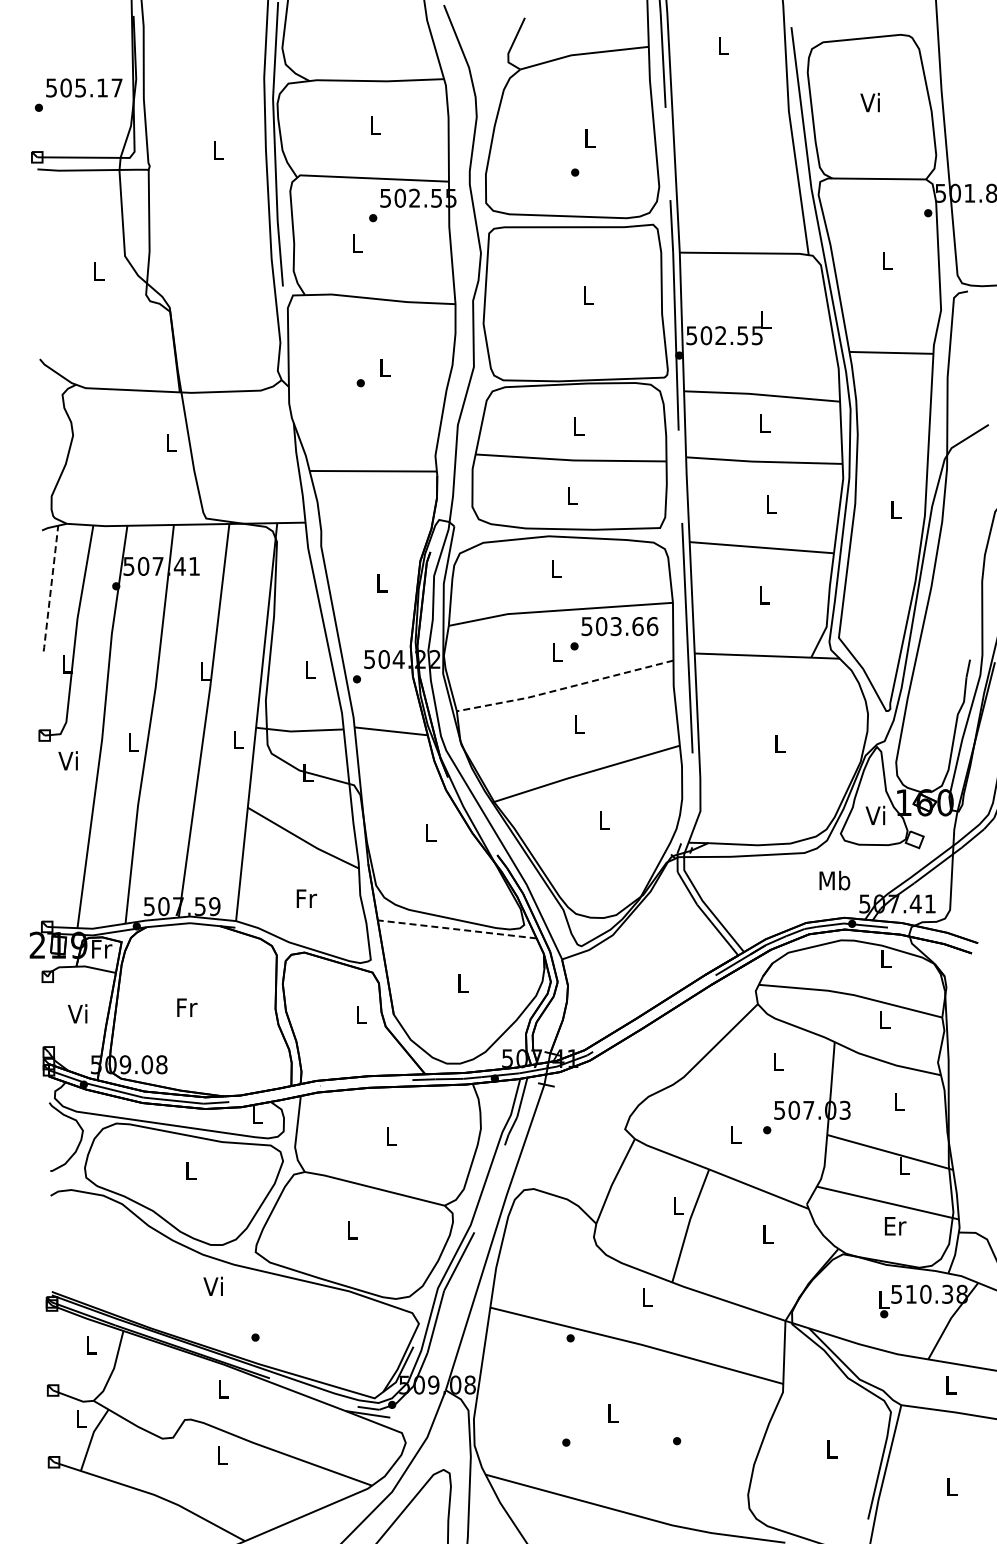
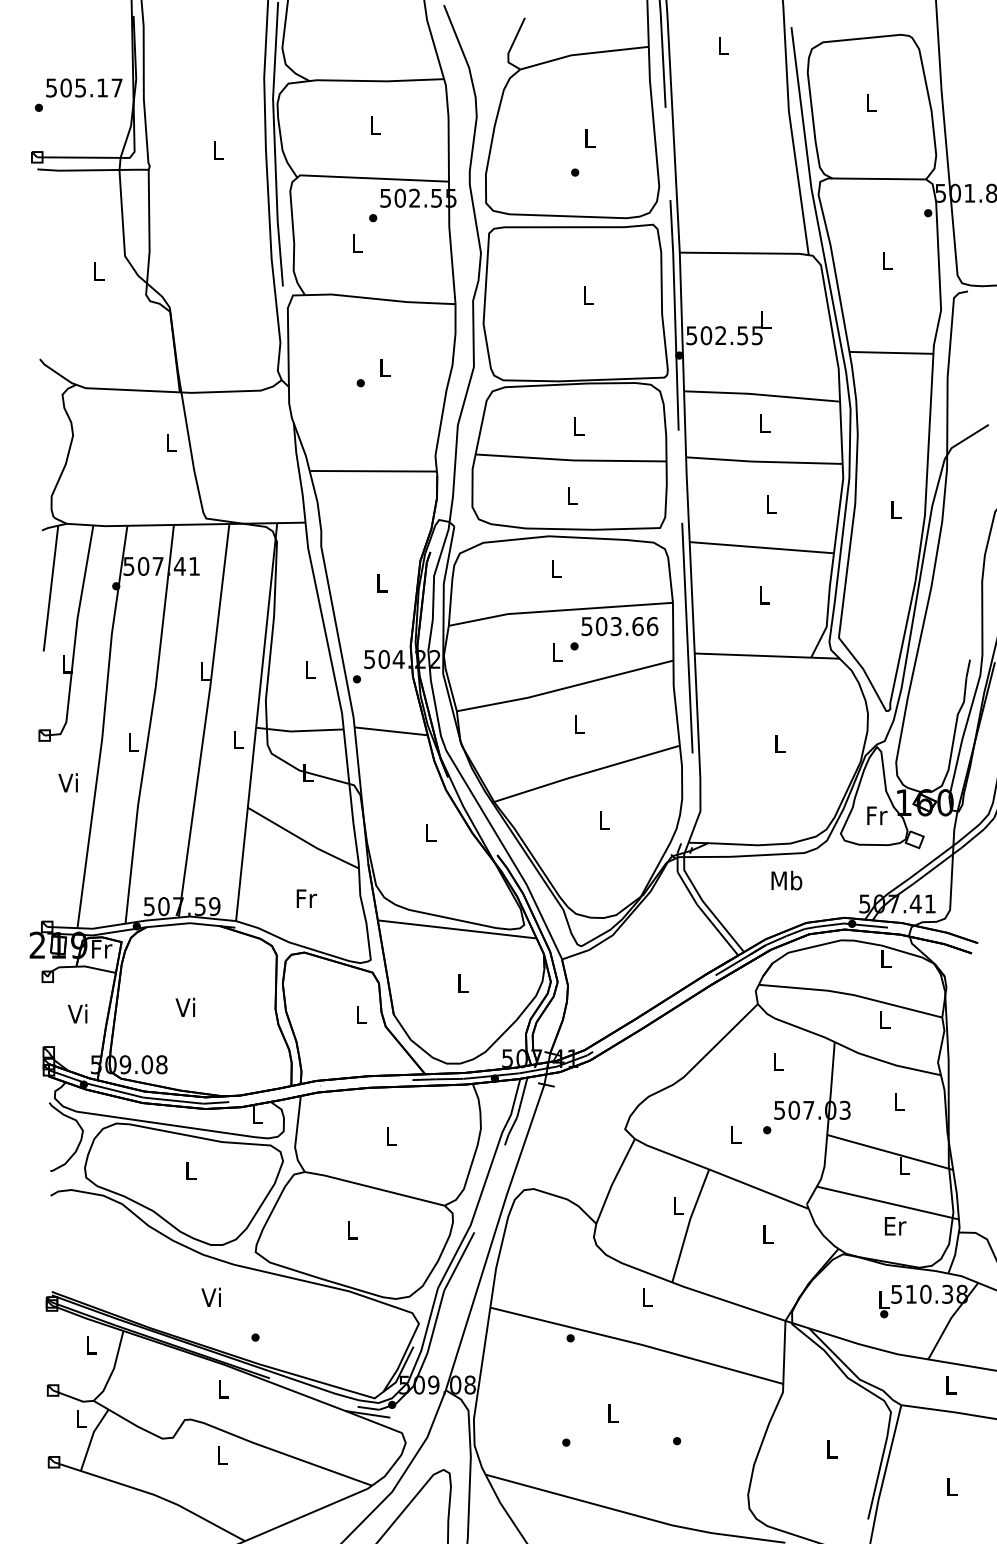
text: Vi -> L (869, 102)
line: dashed -> solid (50, 589)
line: dashed -> solid (564, 688)
text position: (67, 760) -> (67, 782) (67, 782)
text: Vi -> Fr (876, 815)
text position: (834, 880) -> (786, 880) (786, 880)
line: dashed -> solid (457, 929)
text: Fr -> Vi (186, 1006)
text position: (212, 1285) -> (210, 1296) (210, 1296)
